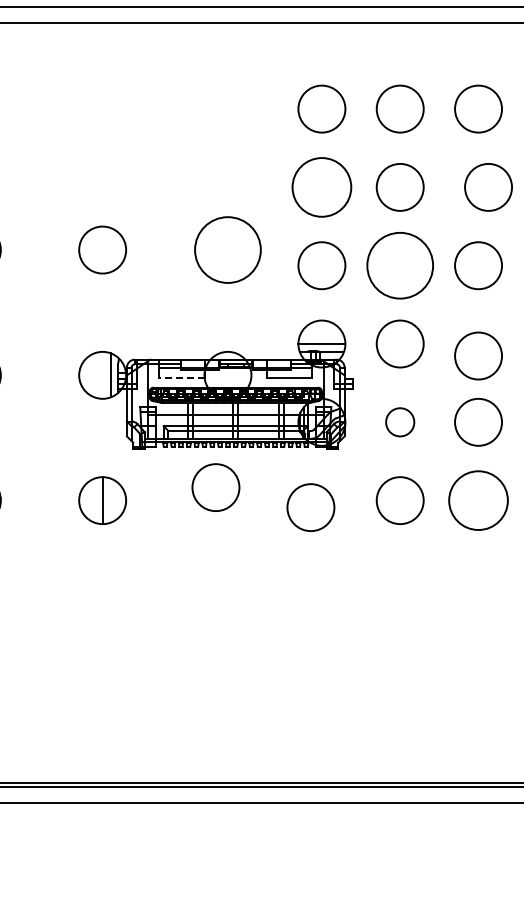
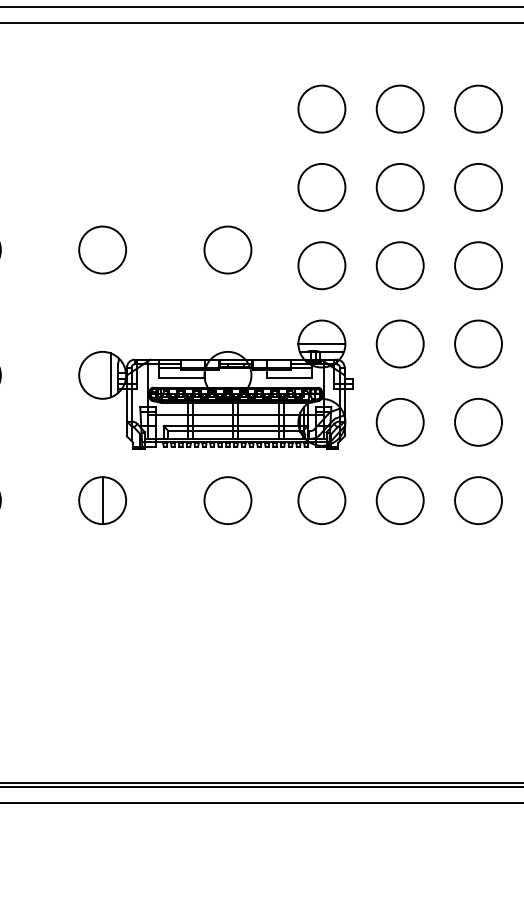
circle diameter: 59 px -> 47 px (321, 186)
circle position: (488, 187) -> (478, 187) (478, 187)
circle diameter: 66 px -> 47 px (227, 249)
circle diameter: 66 px -> 47 px (399, 265)
circle position: (478, 355) -> (478, 343) (478, 343)
line: dashed -> solid (181, 378)
circle diameter: 28 px -> 47 px (399, 421)
circle position: (215, 487) -> (227, 500) (227, 500)
circle diameter: 59 px -> 47 px (478, 500)
circle position: (310, 507) -> (321, 500) (321, 500)
